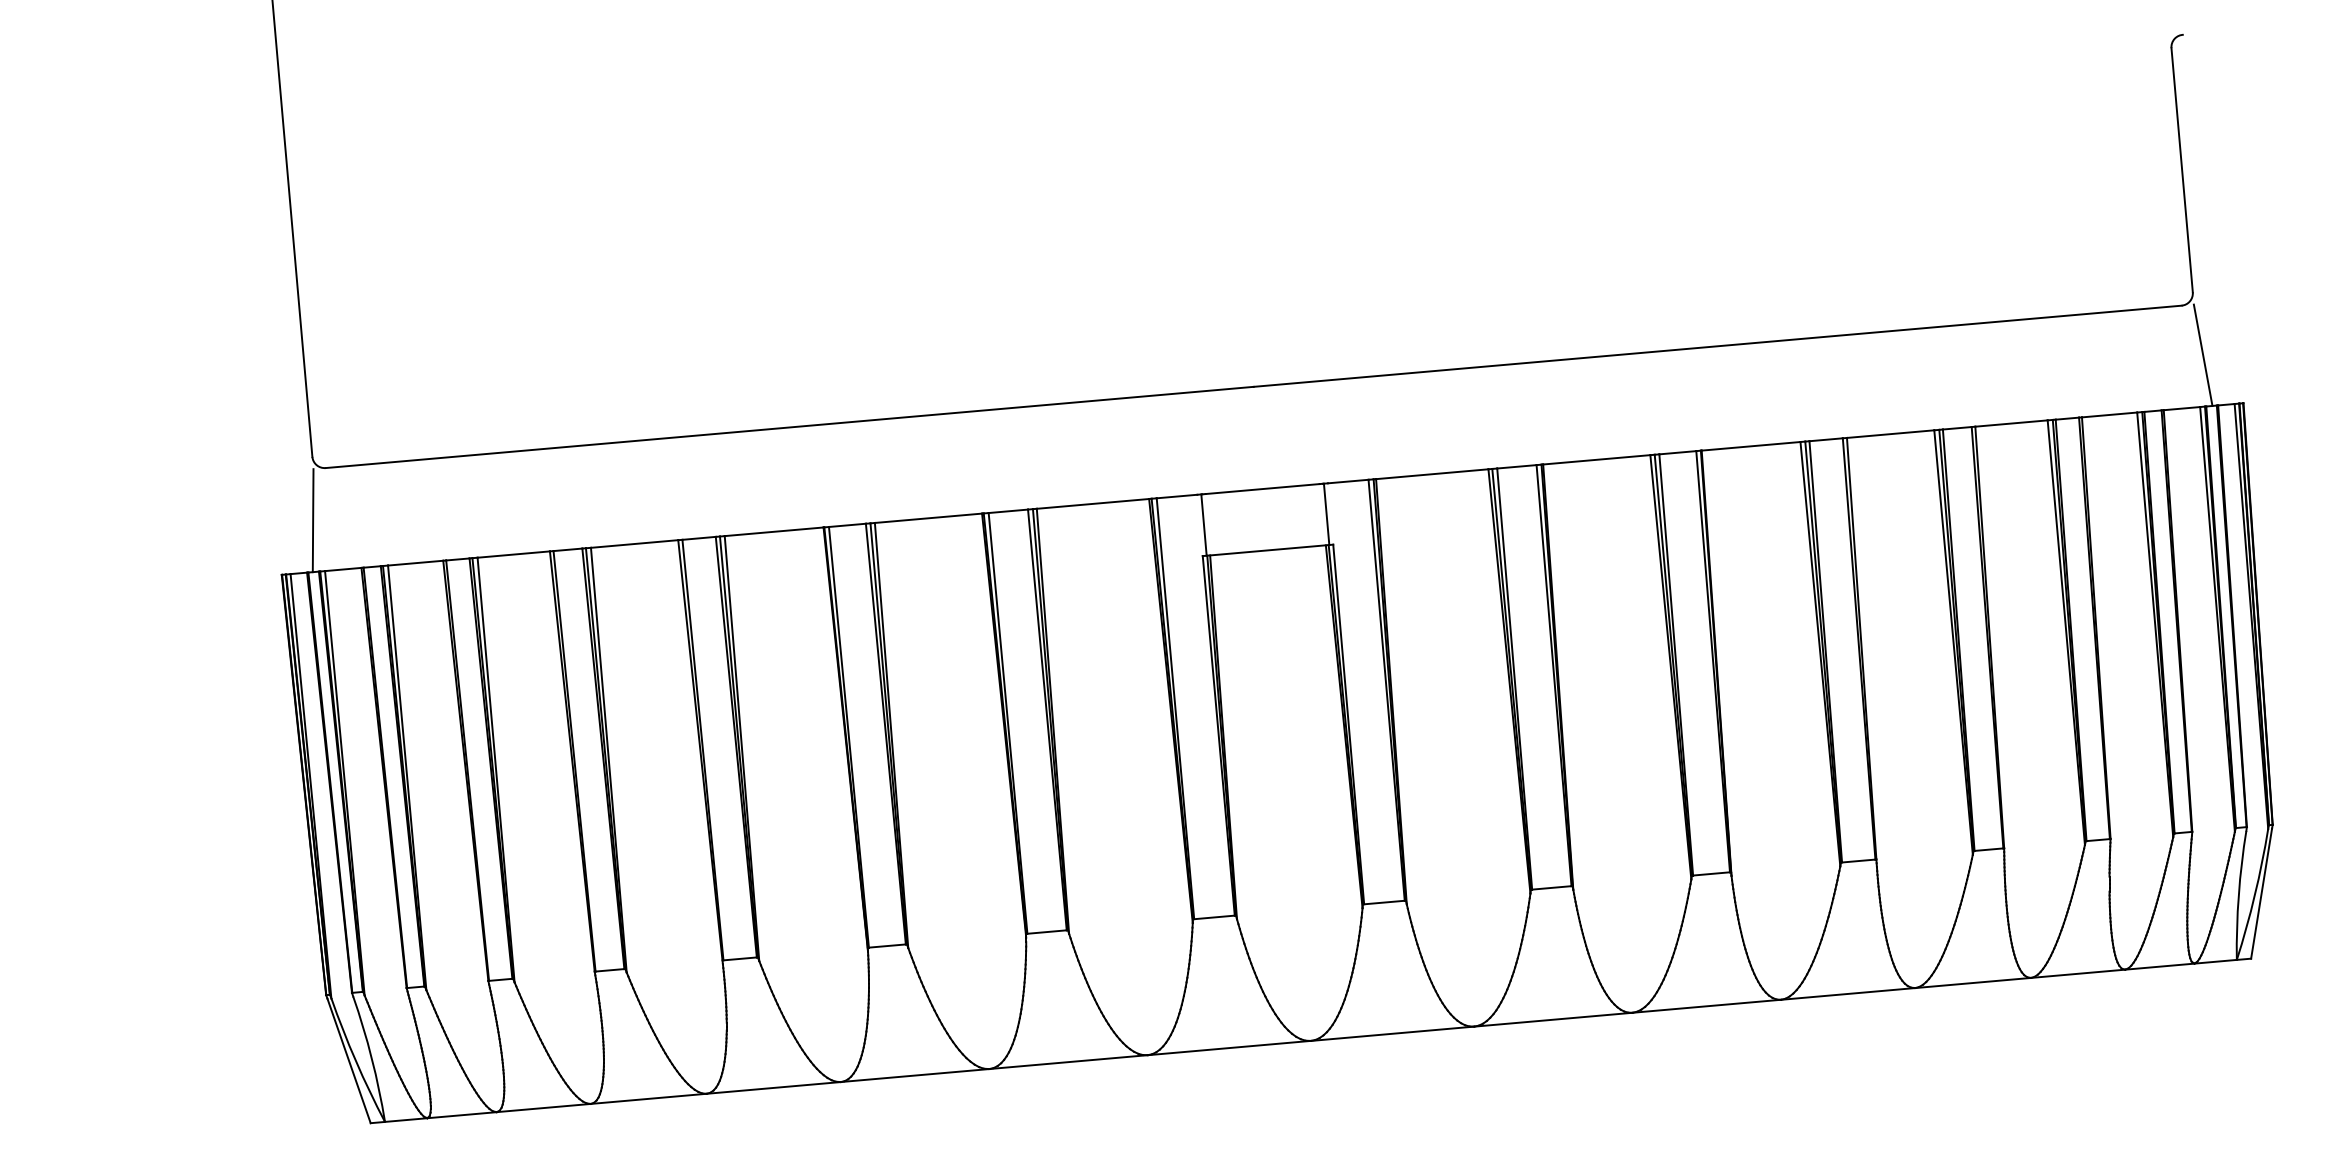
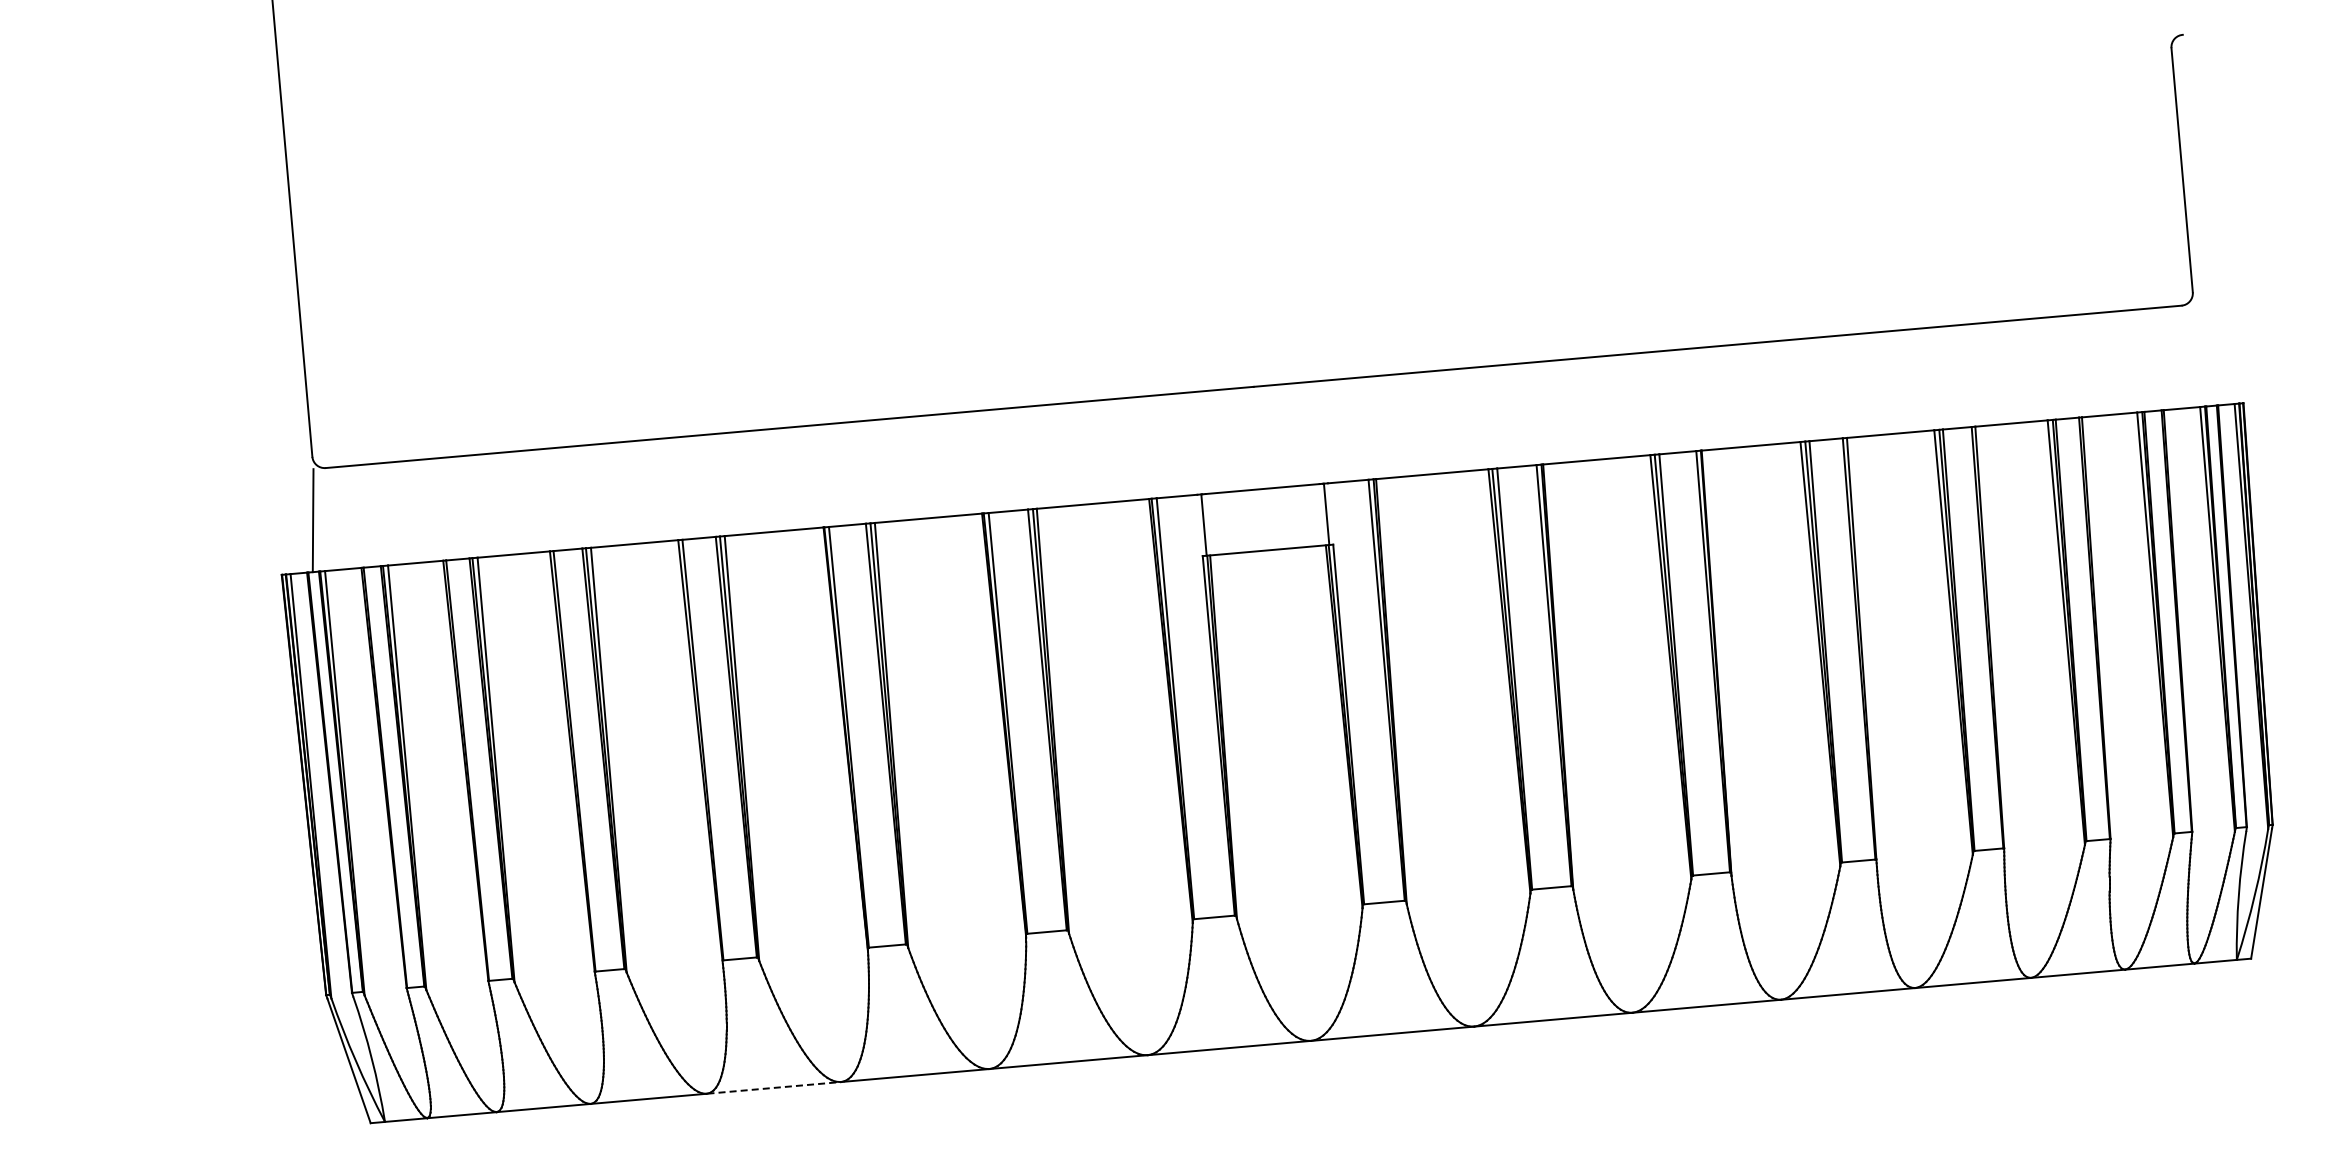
line: present -> none (2202, 354)
line: solid -> dashed (774, 1087)
